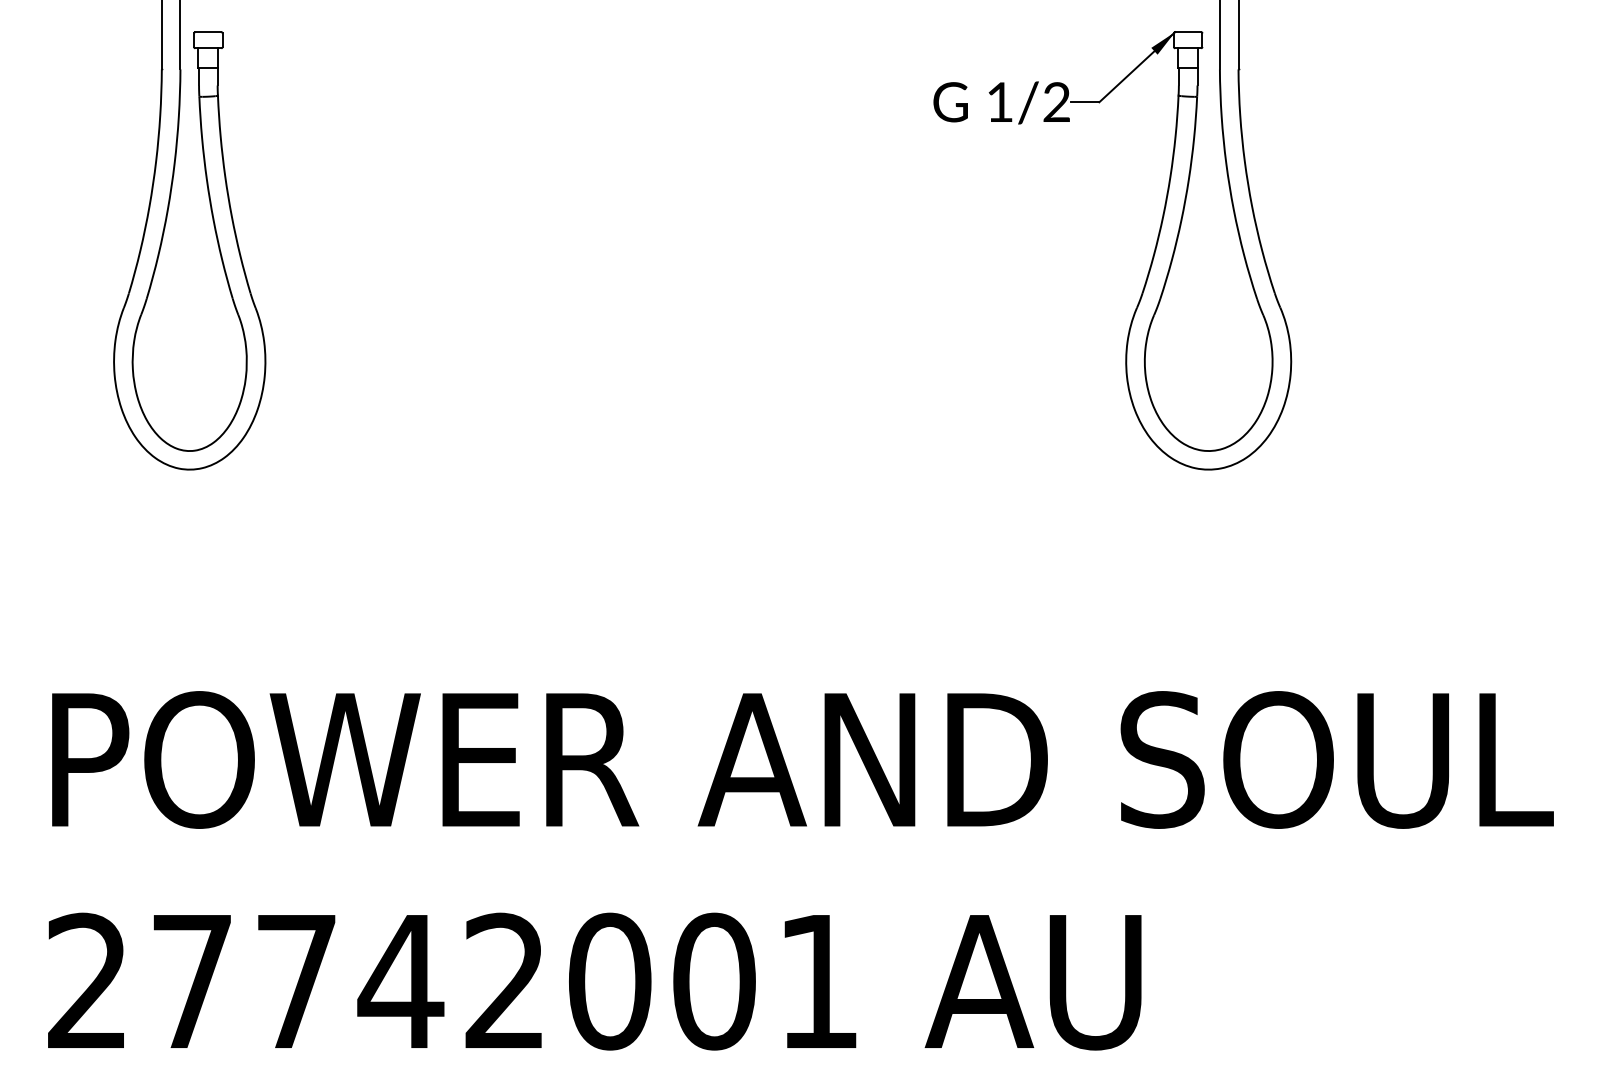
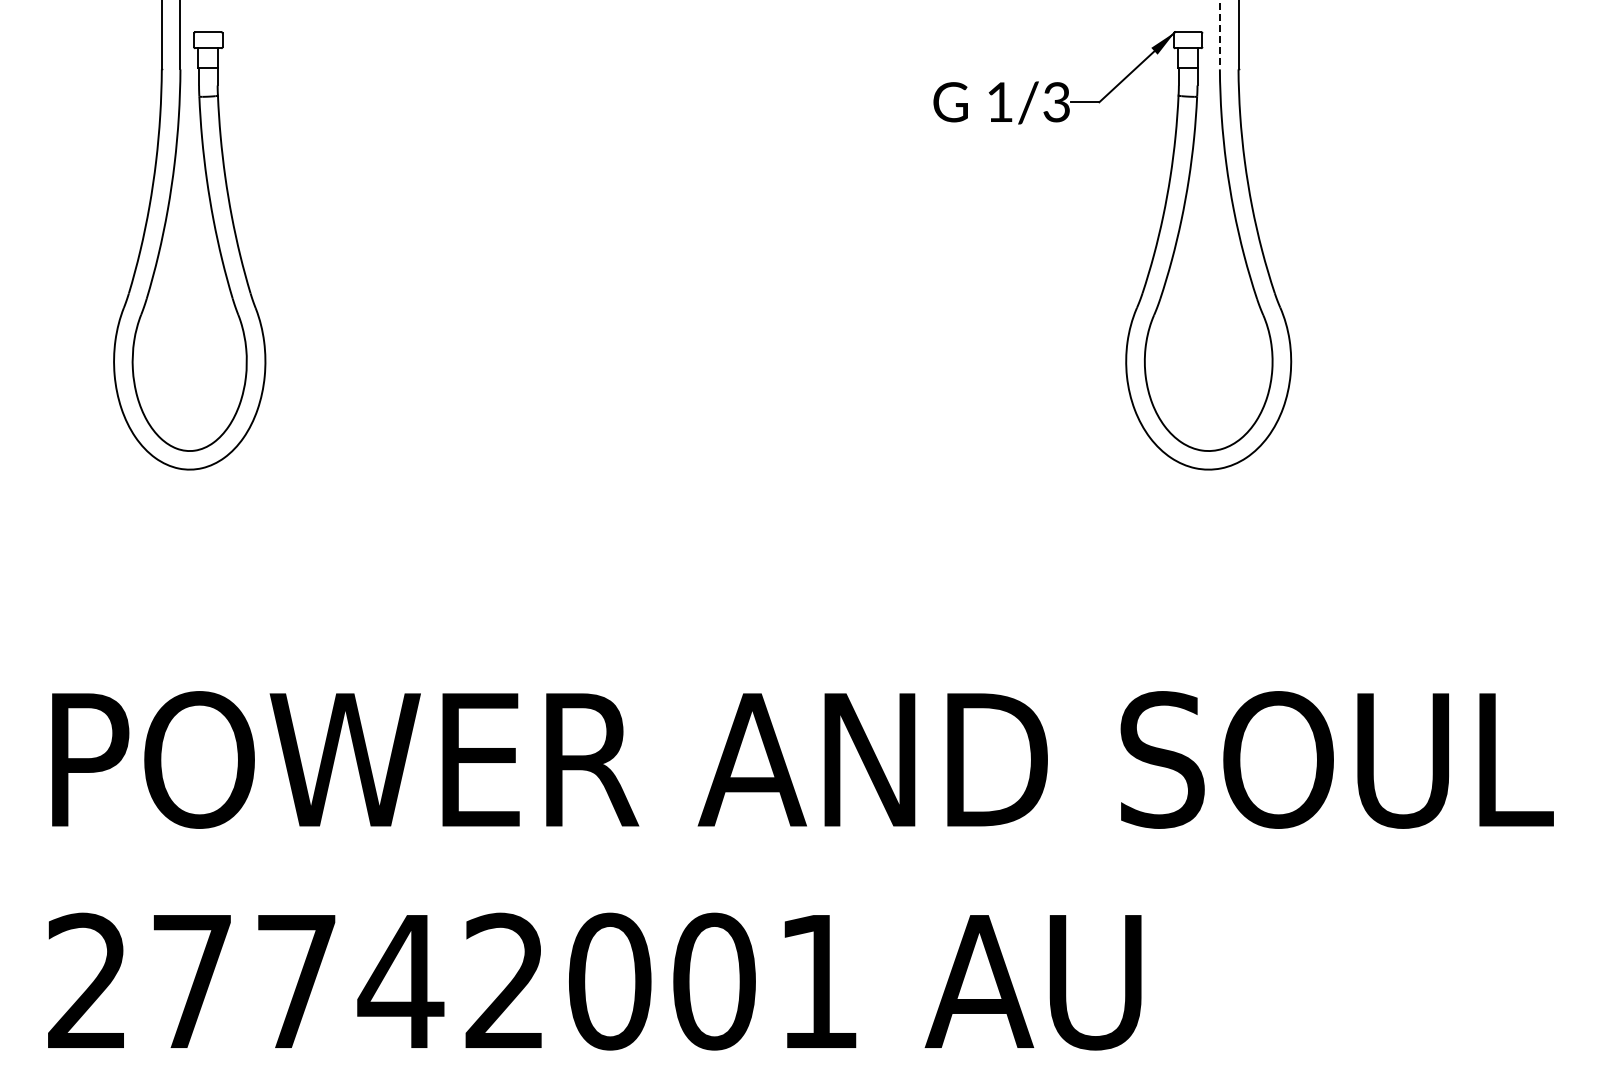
line: solid -> dashed (1219, 35)
text: 1/2 -> 1/3 (1056, 102)
